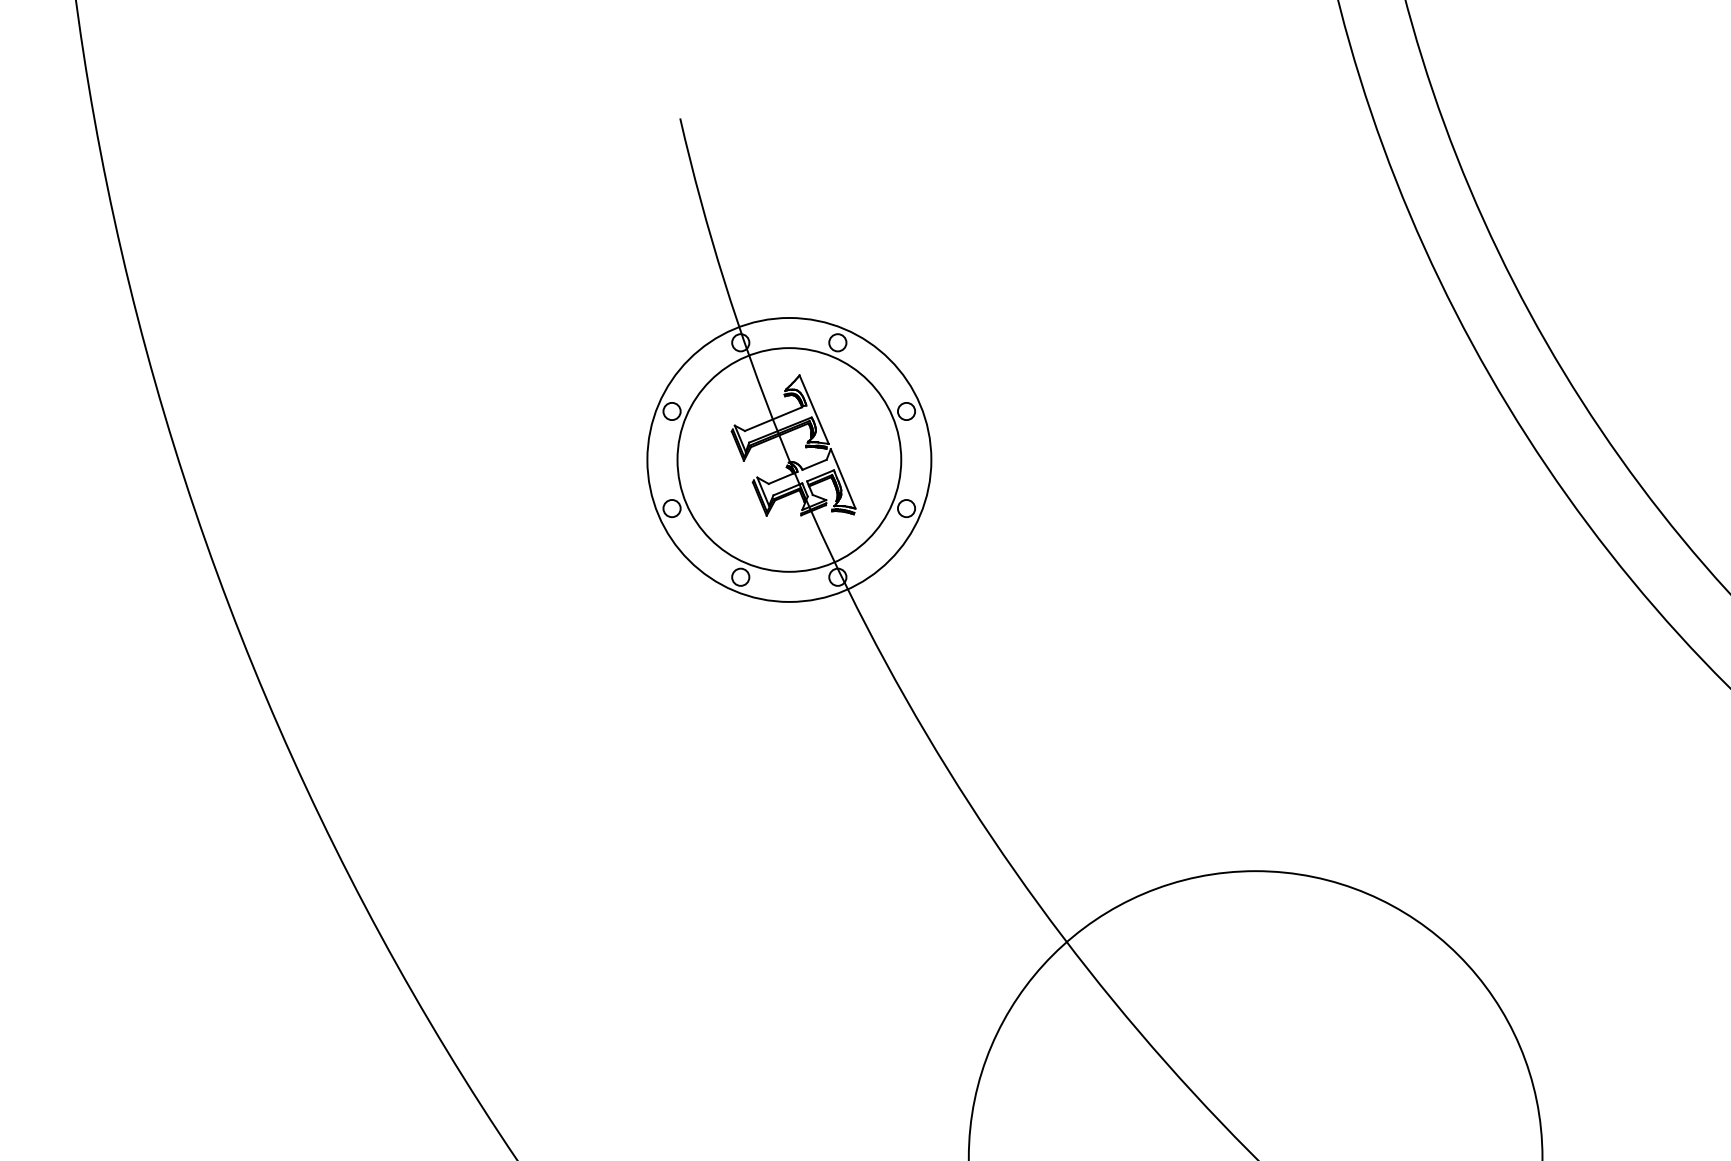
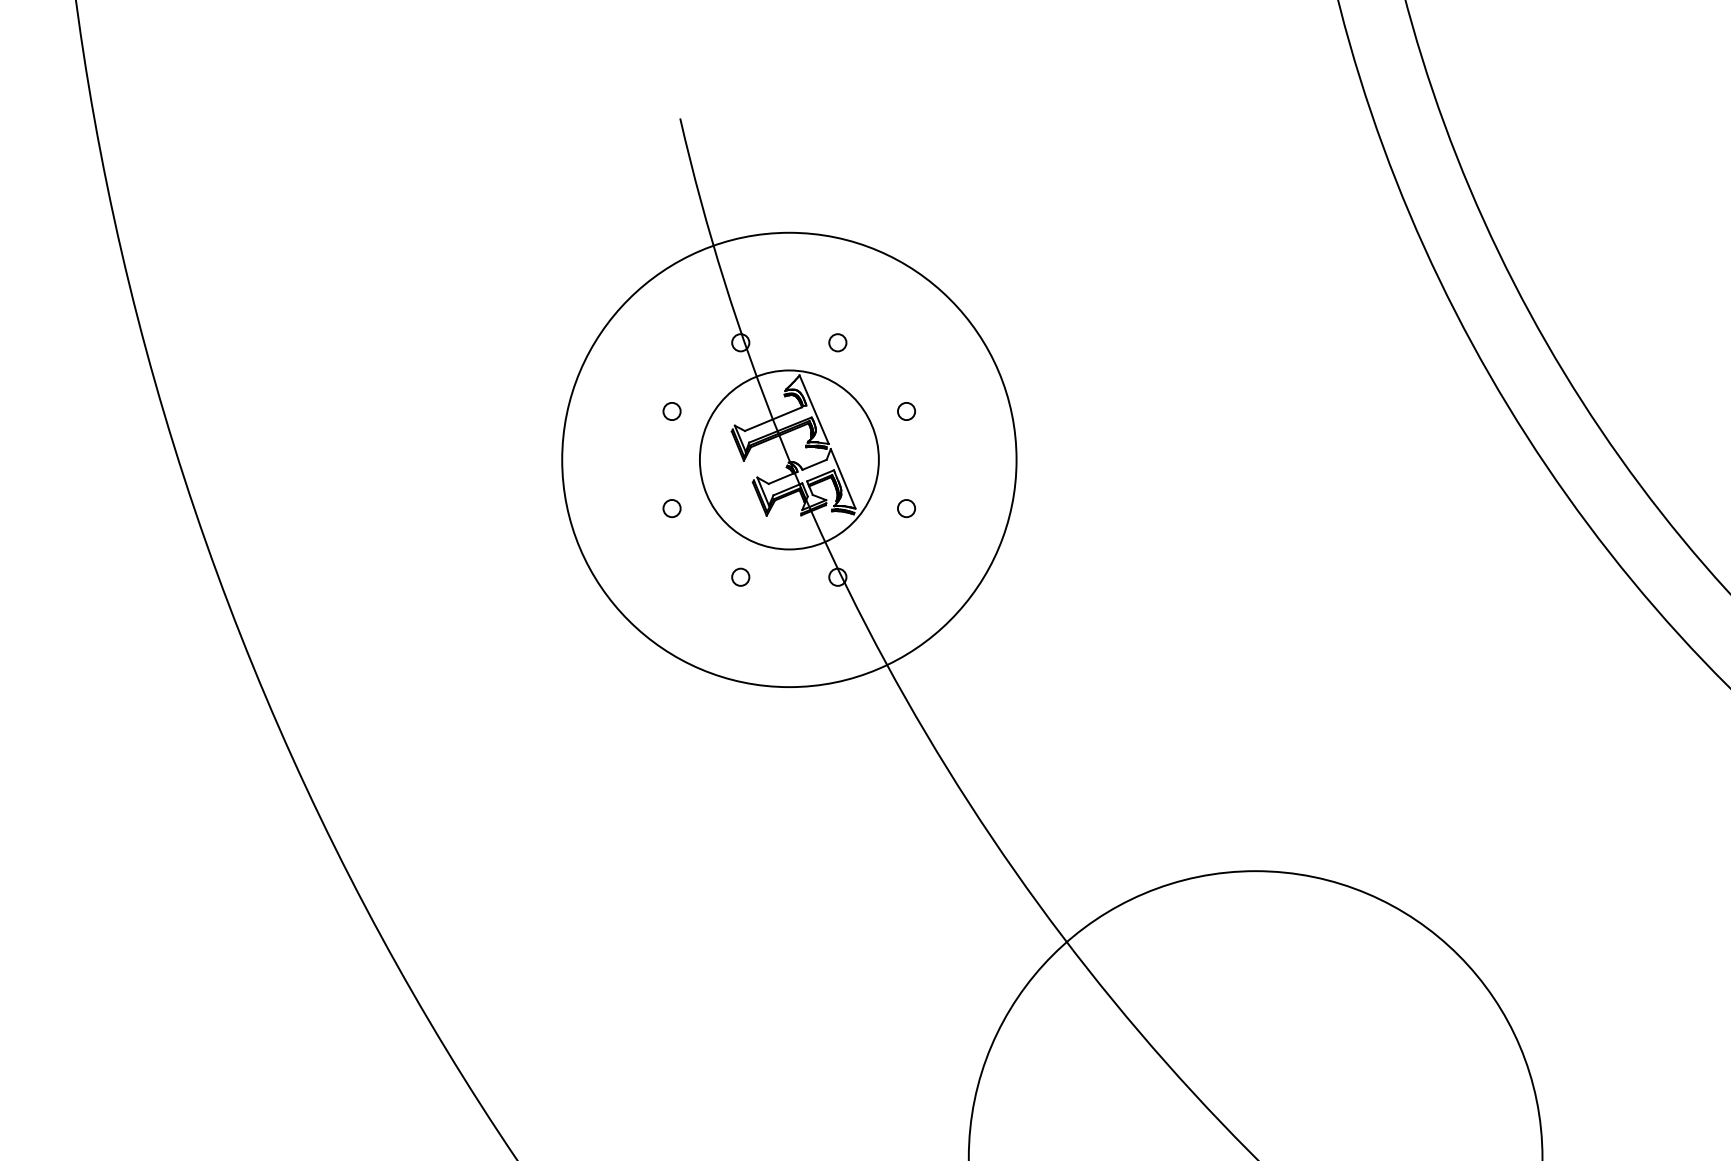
circle diameter: 224 px -> 179 px (788, 459)
circle diameter: 284 px -> 454 px (789, 459)
